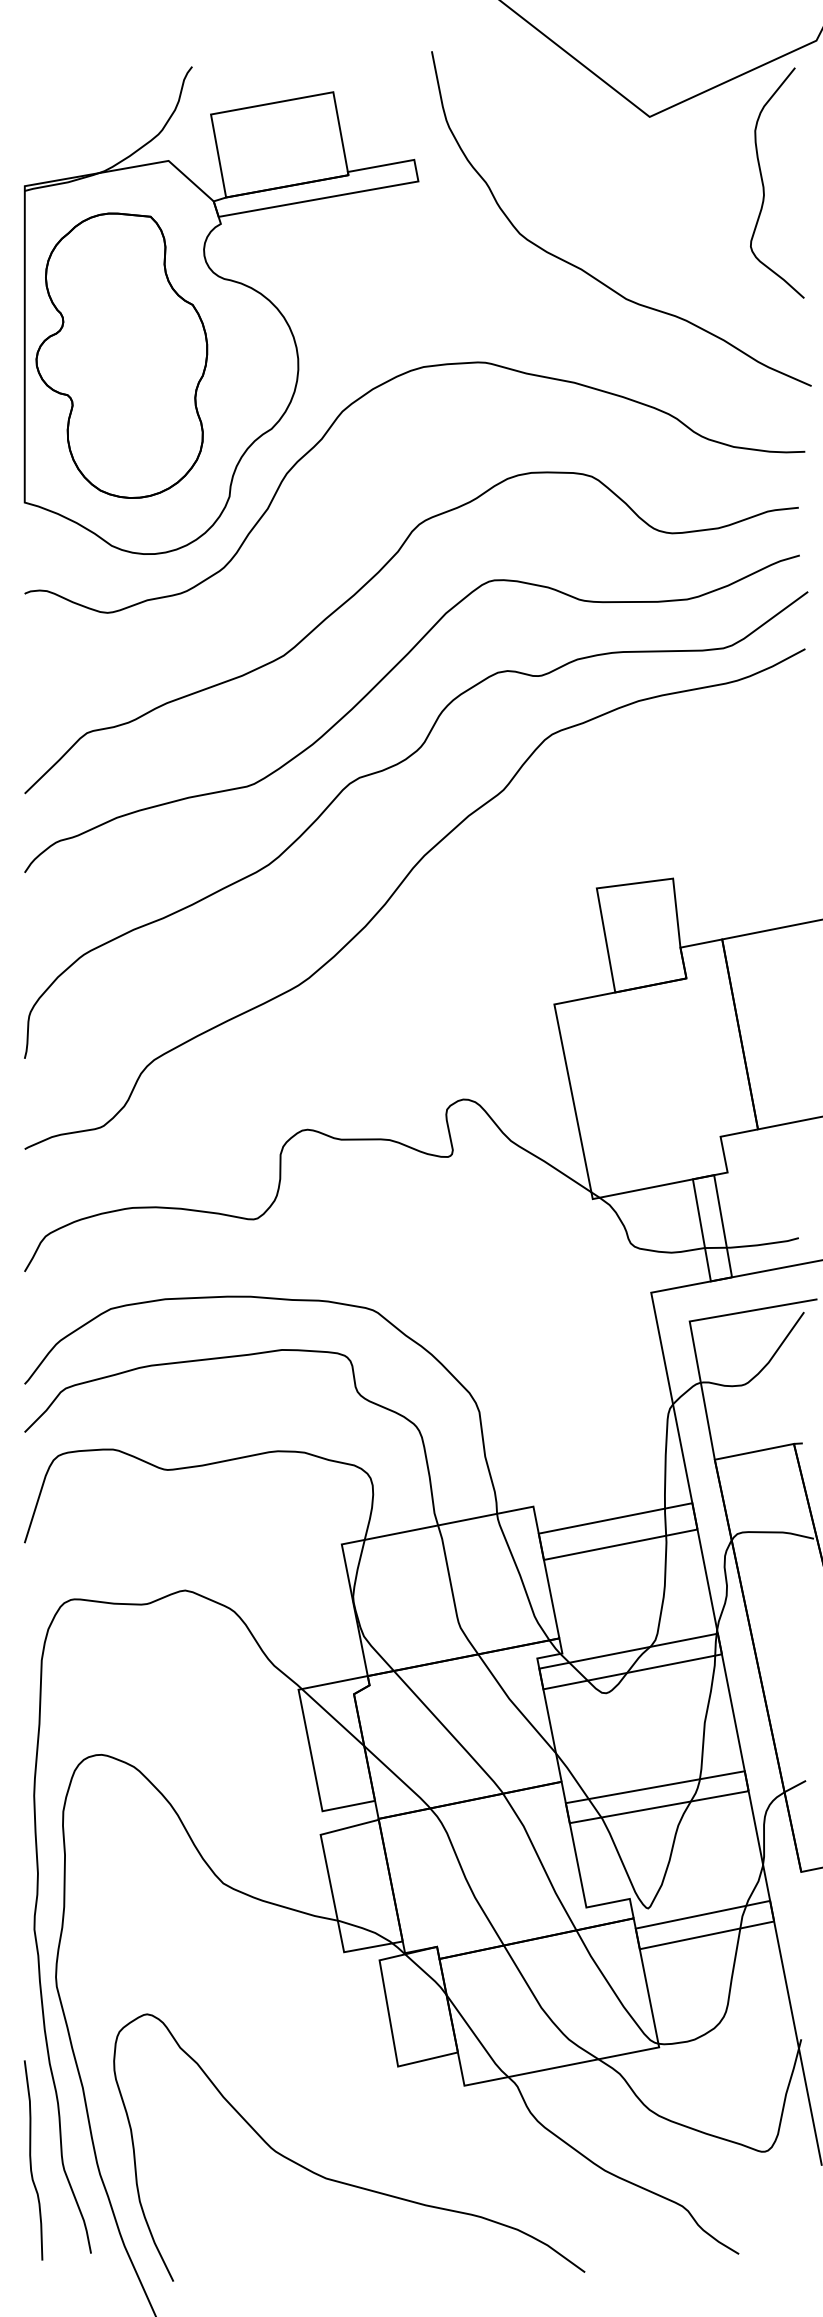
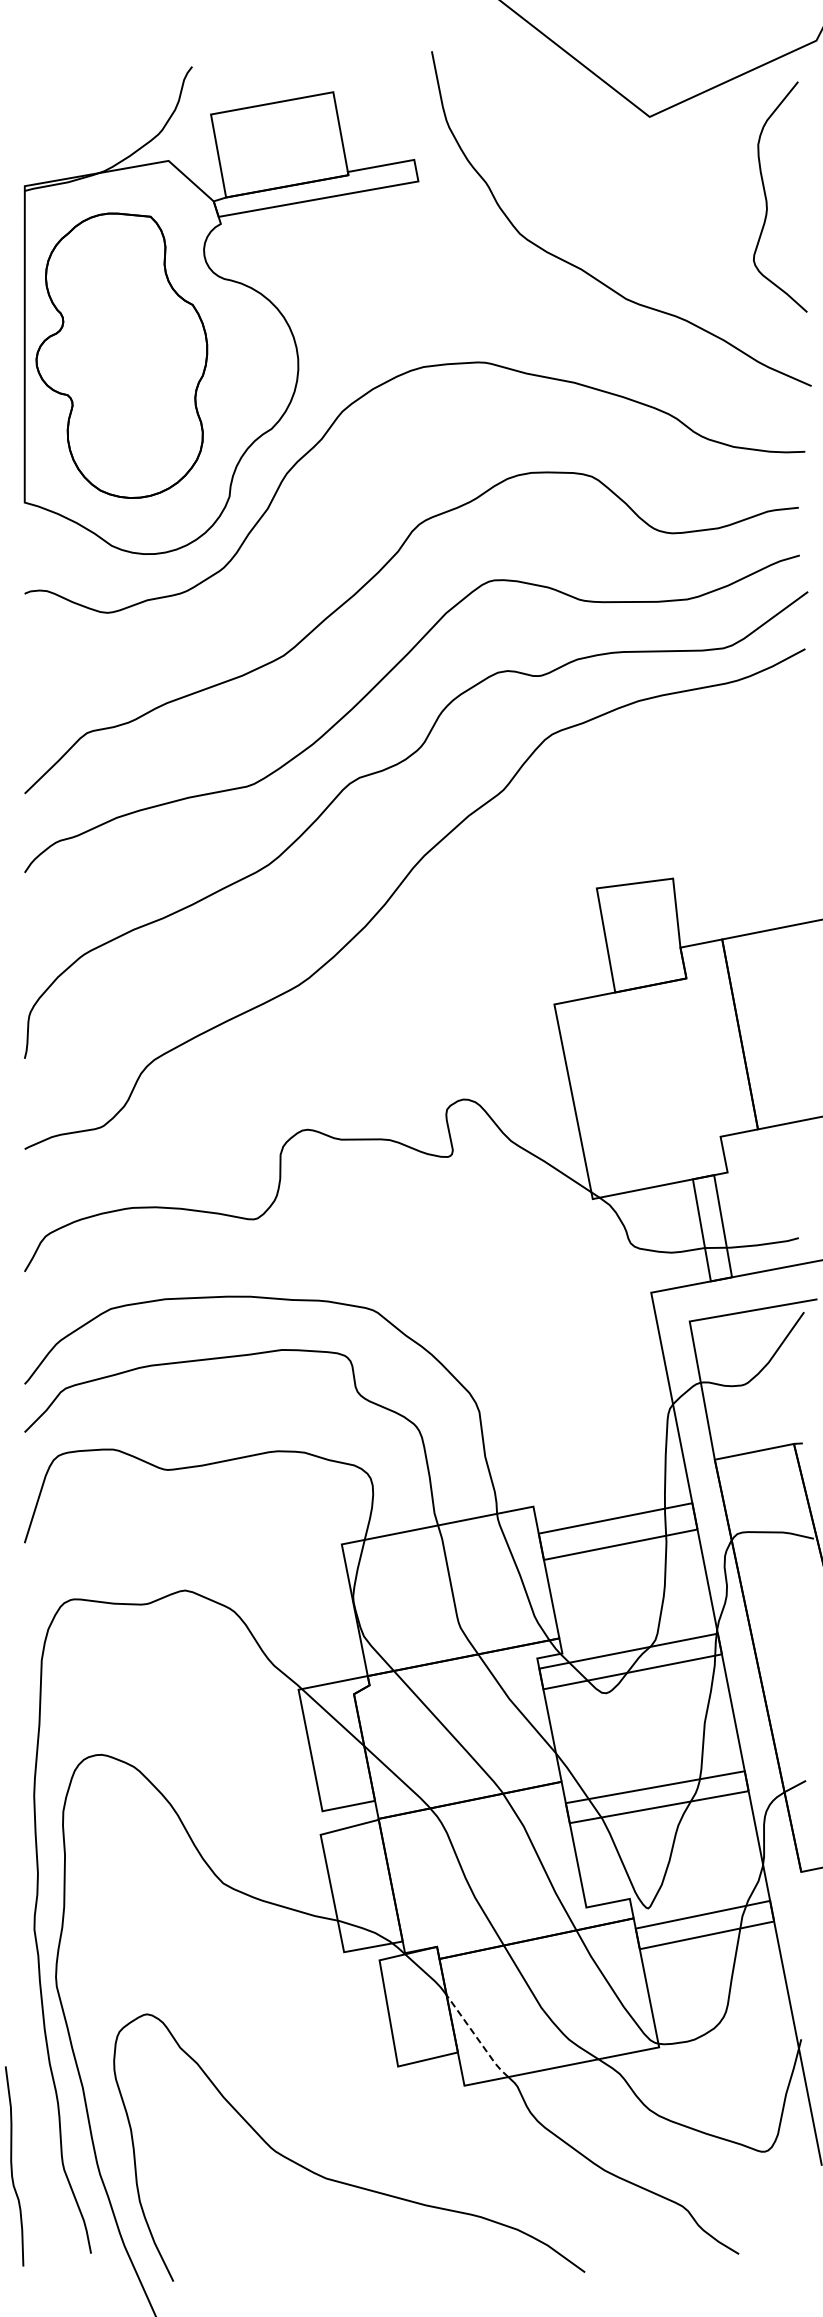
curve position: (764, 185) -> (767, 199) (767, 199)
line: solid -> dashed (477, 2037)
curve position: (31, 2160) -> (12, 2166) (12, 2166)
